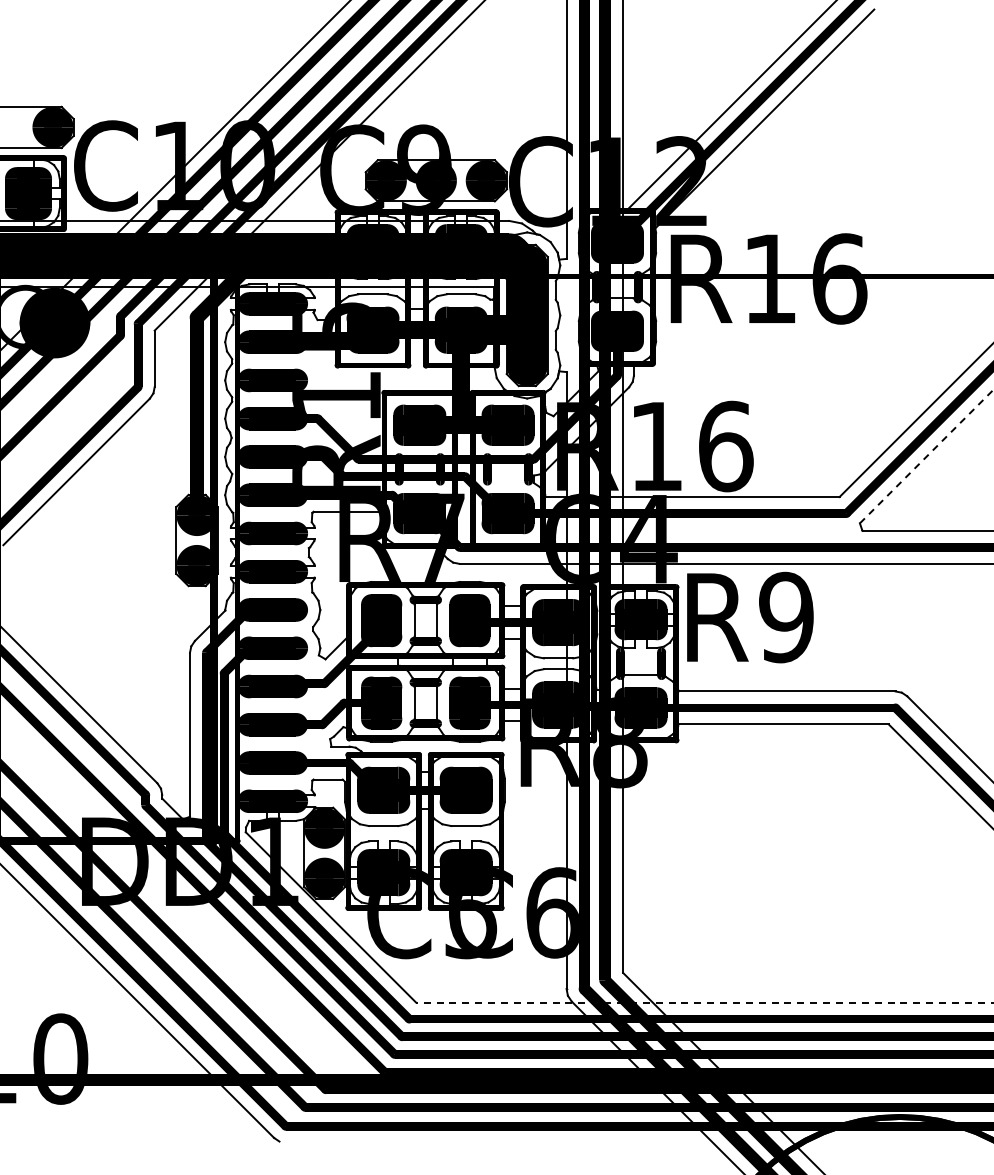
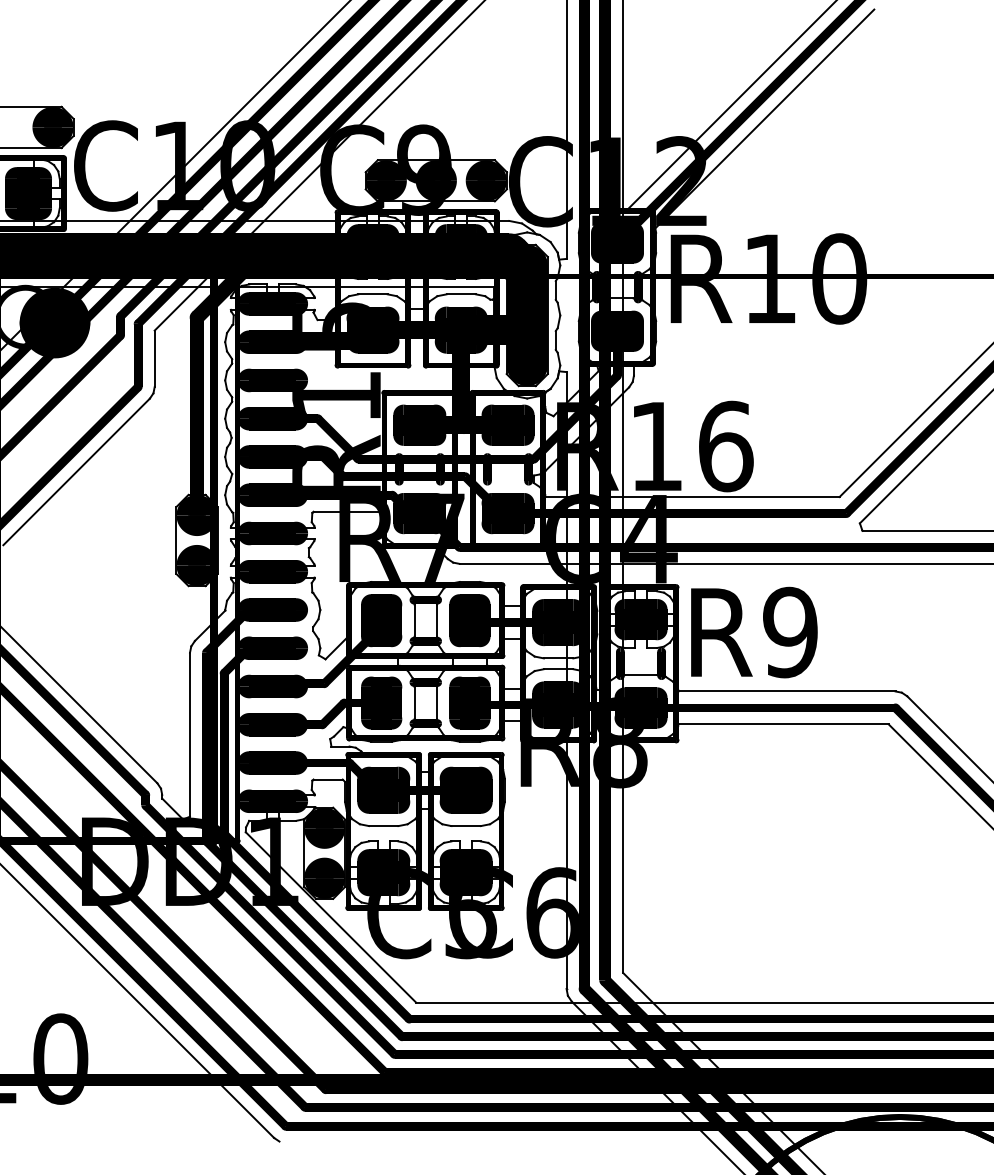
text: R16 -> R10 (839, 278)
line: dashed -> solid (926, 456)
text position: (750, 617) -> (754, 632) (754, 632)
line: dashed -> solid (705, 1002)
